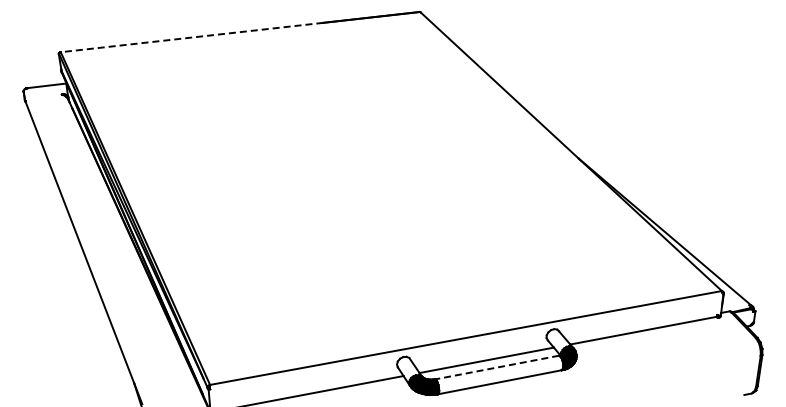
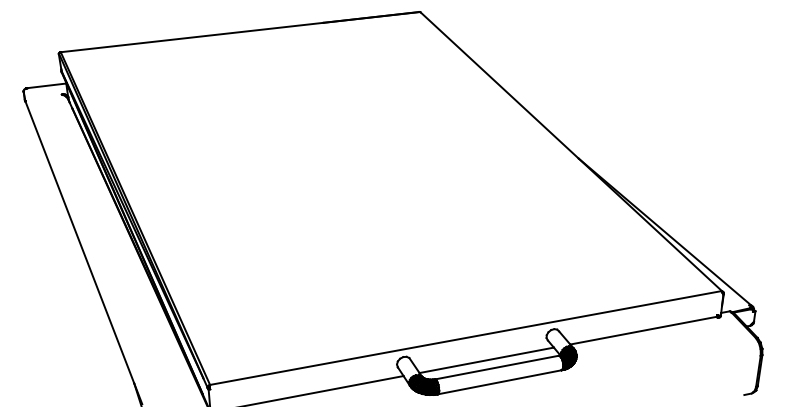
line: dashed -> solid (191, 37)
line: dashed -> solid (496, 367)
